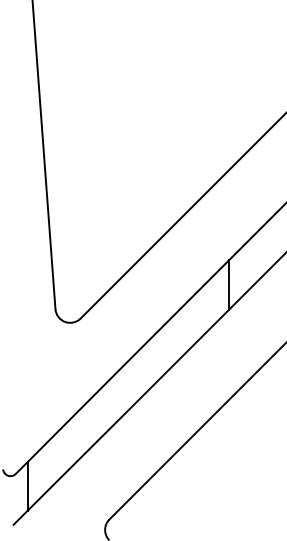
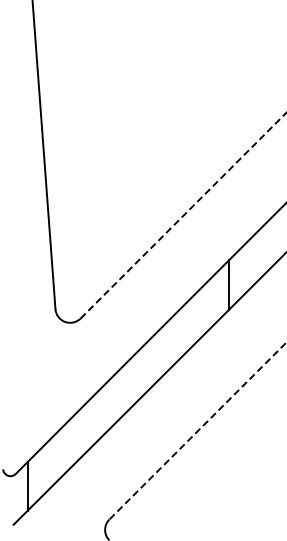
line: solid -> dashed (183, 215)
line: solid -> dashed (197, 431)
